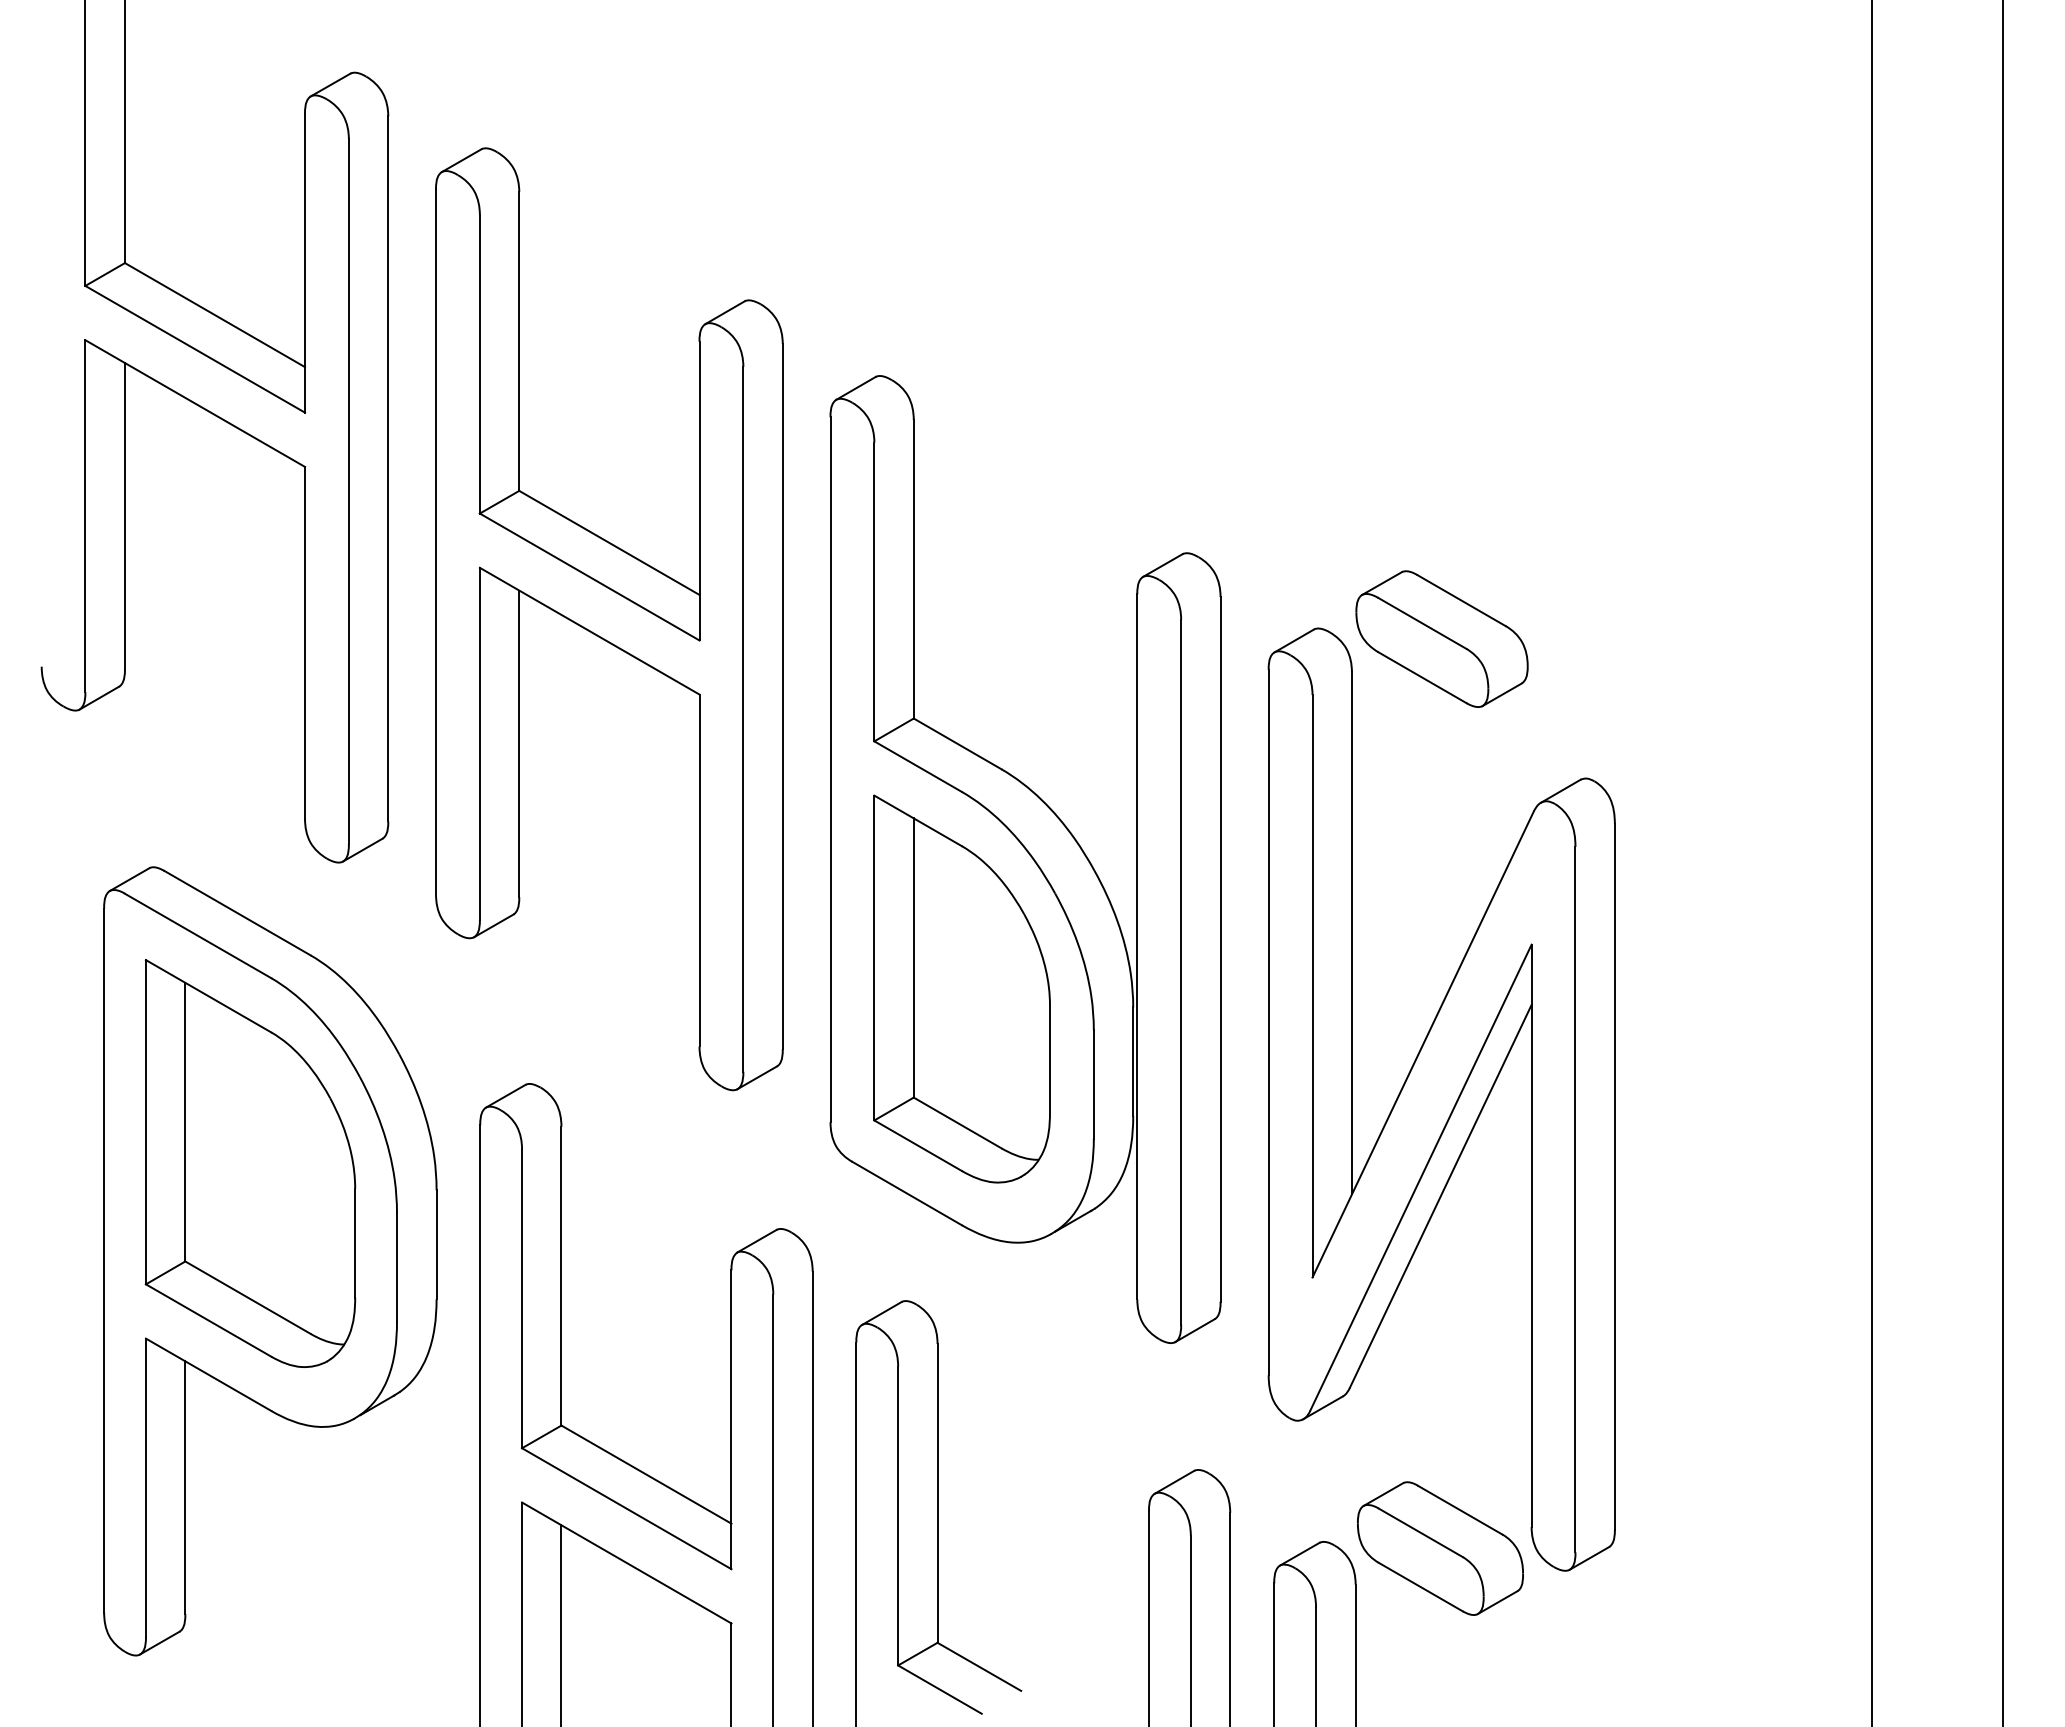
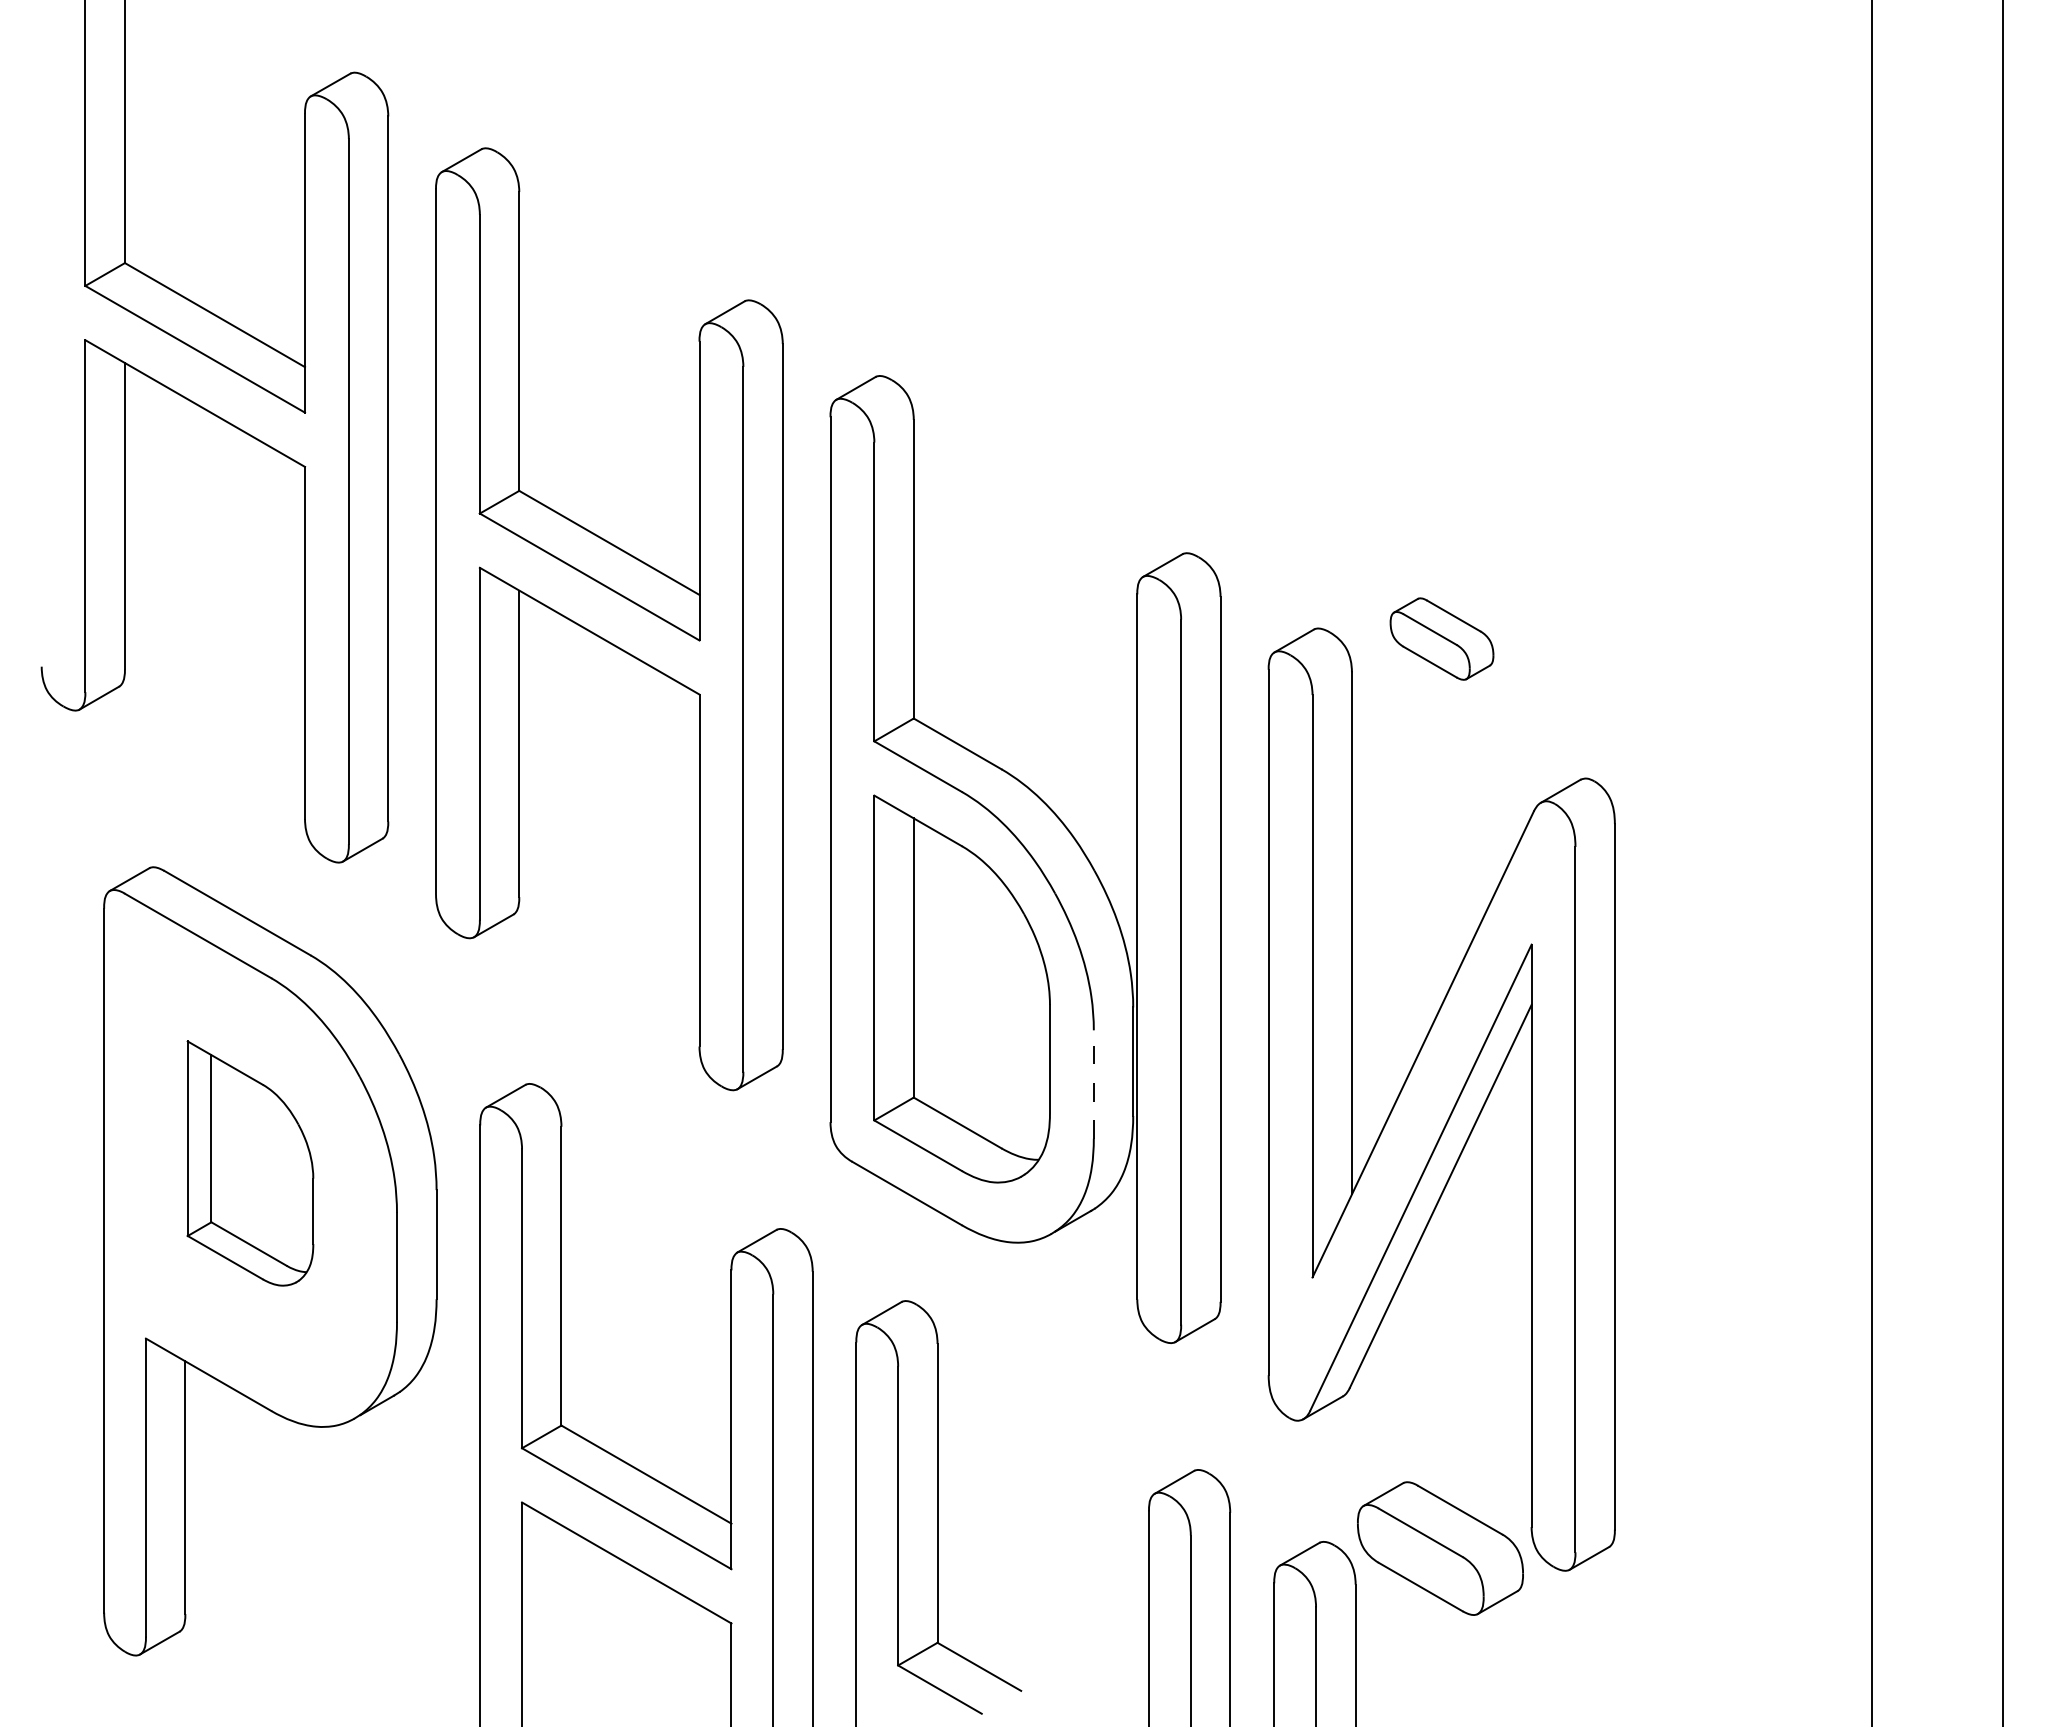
part size: 174x138 px -> 106x84 px (1441, 638)
line: solid -> dashed (1093, 1084)
part size: 213x409 px -> 129x247 px (250, 1163)
line: present -> none (561, 1624)
